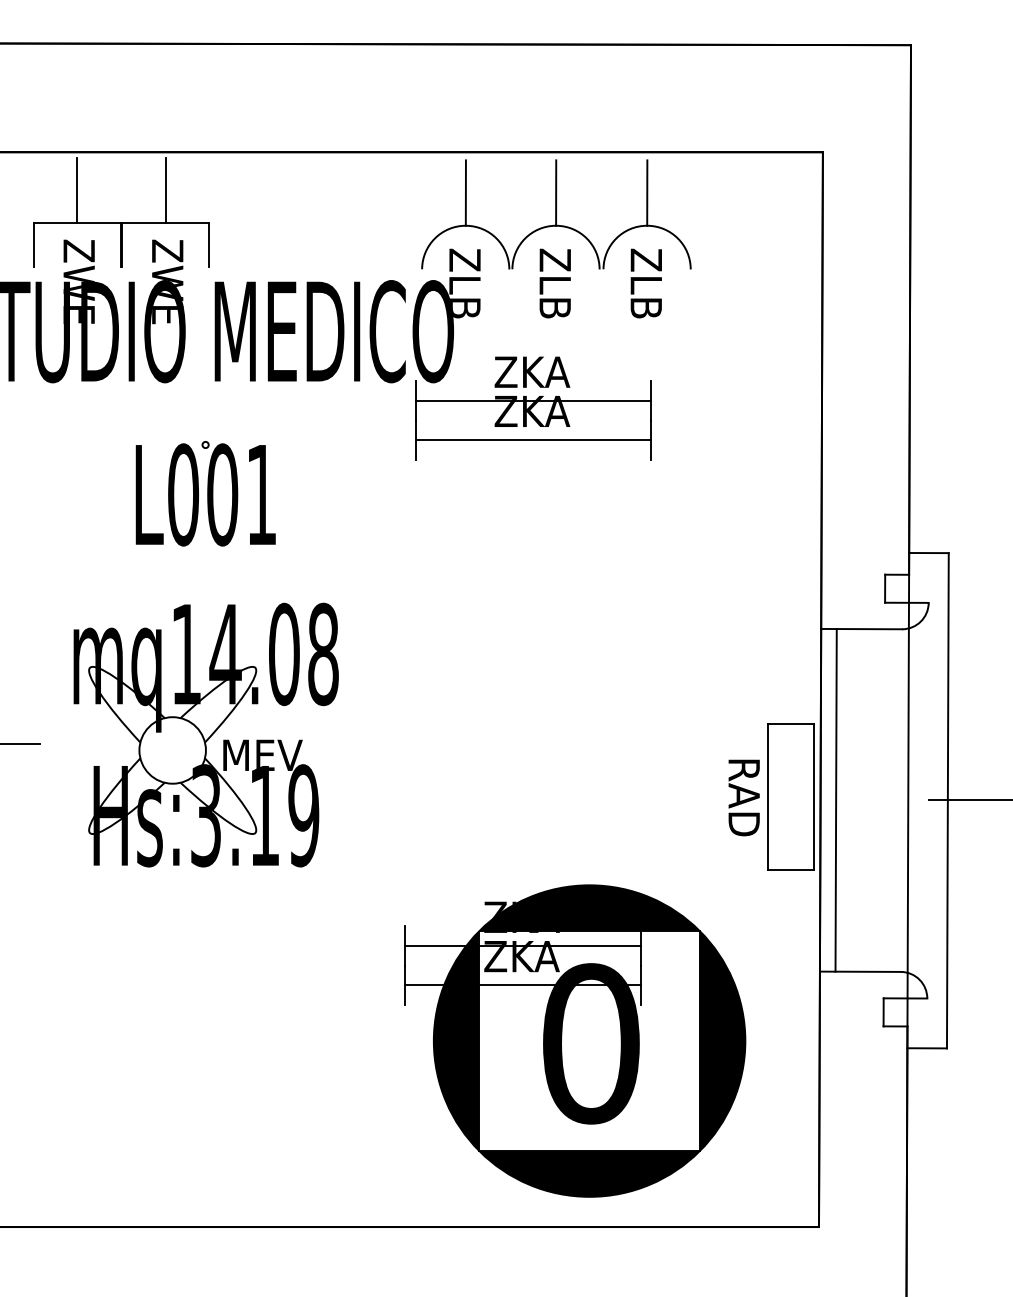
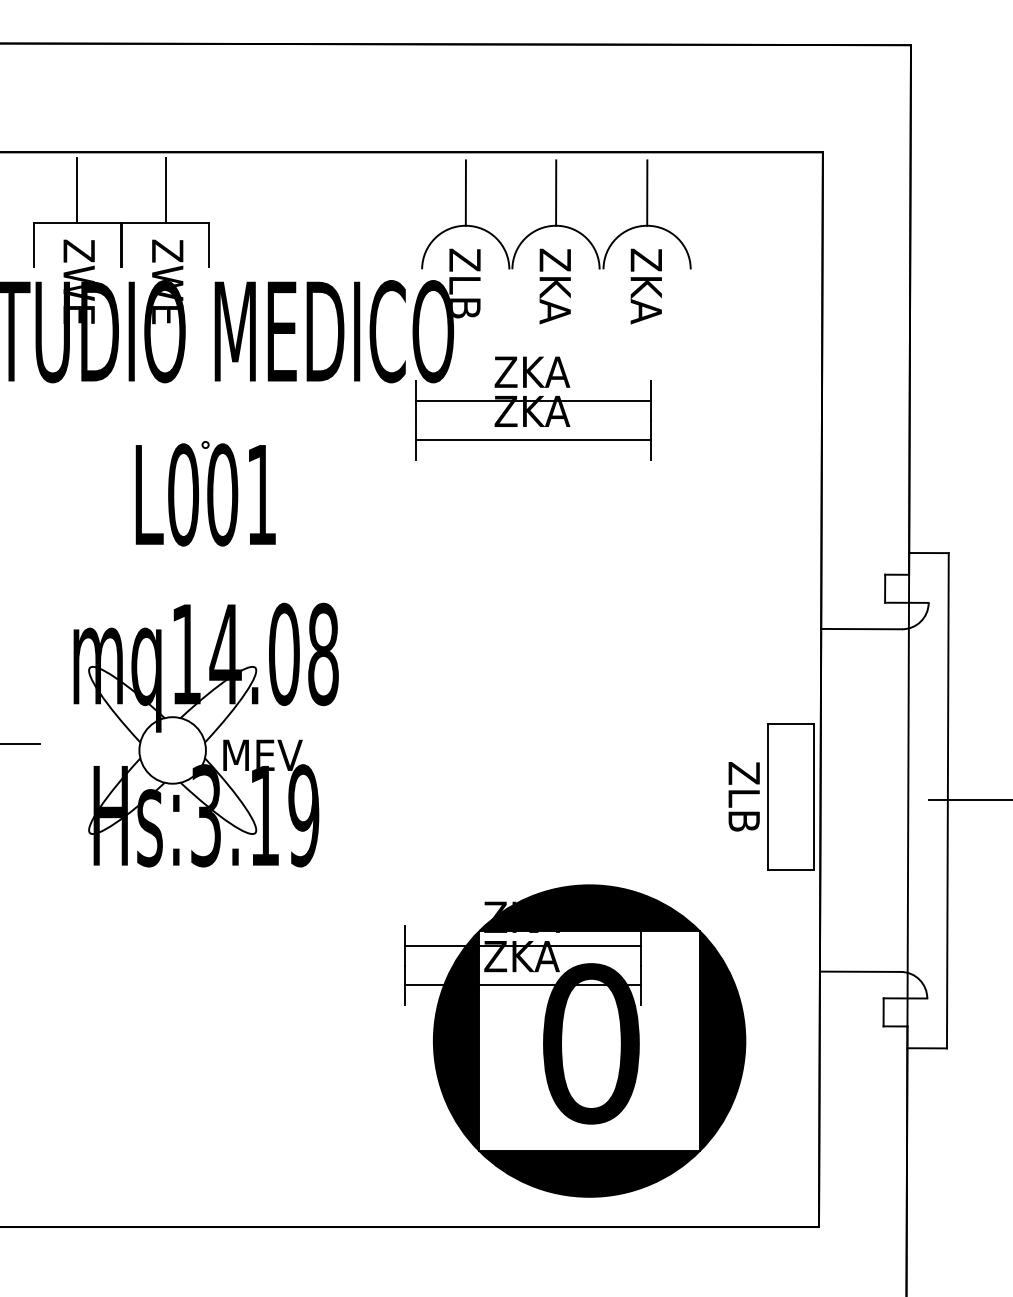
text: ZLB -> ZKA (554, 302)
text: ZLB -> ZKA (645, 302)
text: RAD -> ZLB (743, 797)
line: present -> none (835, 800)
